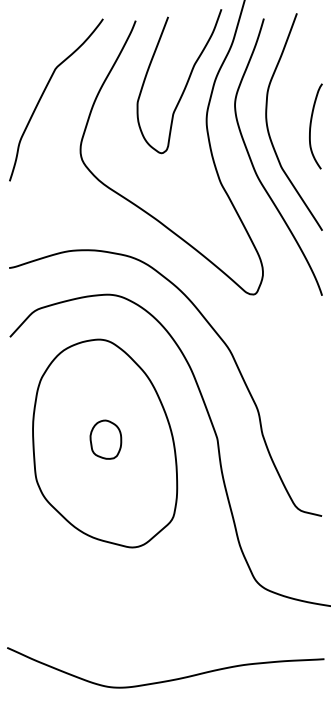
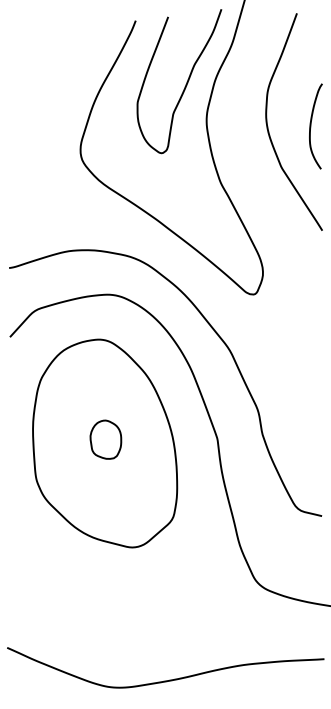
curve: present -> none (44, 92)
curve: present -> none (254, 166)
